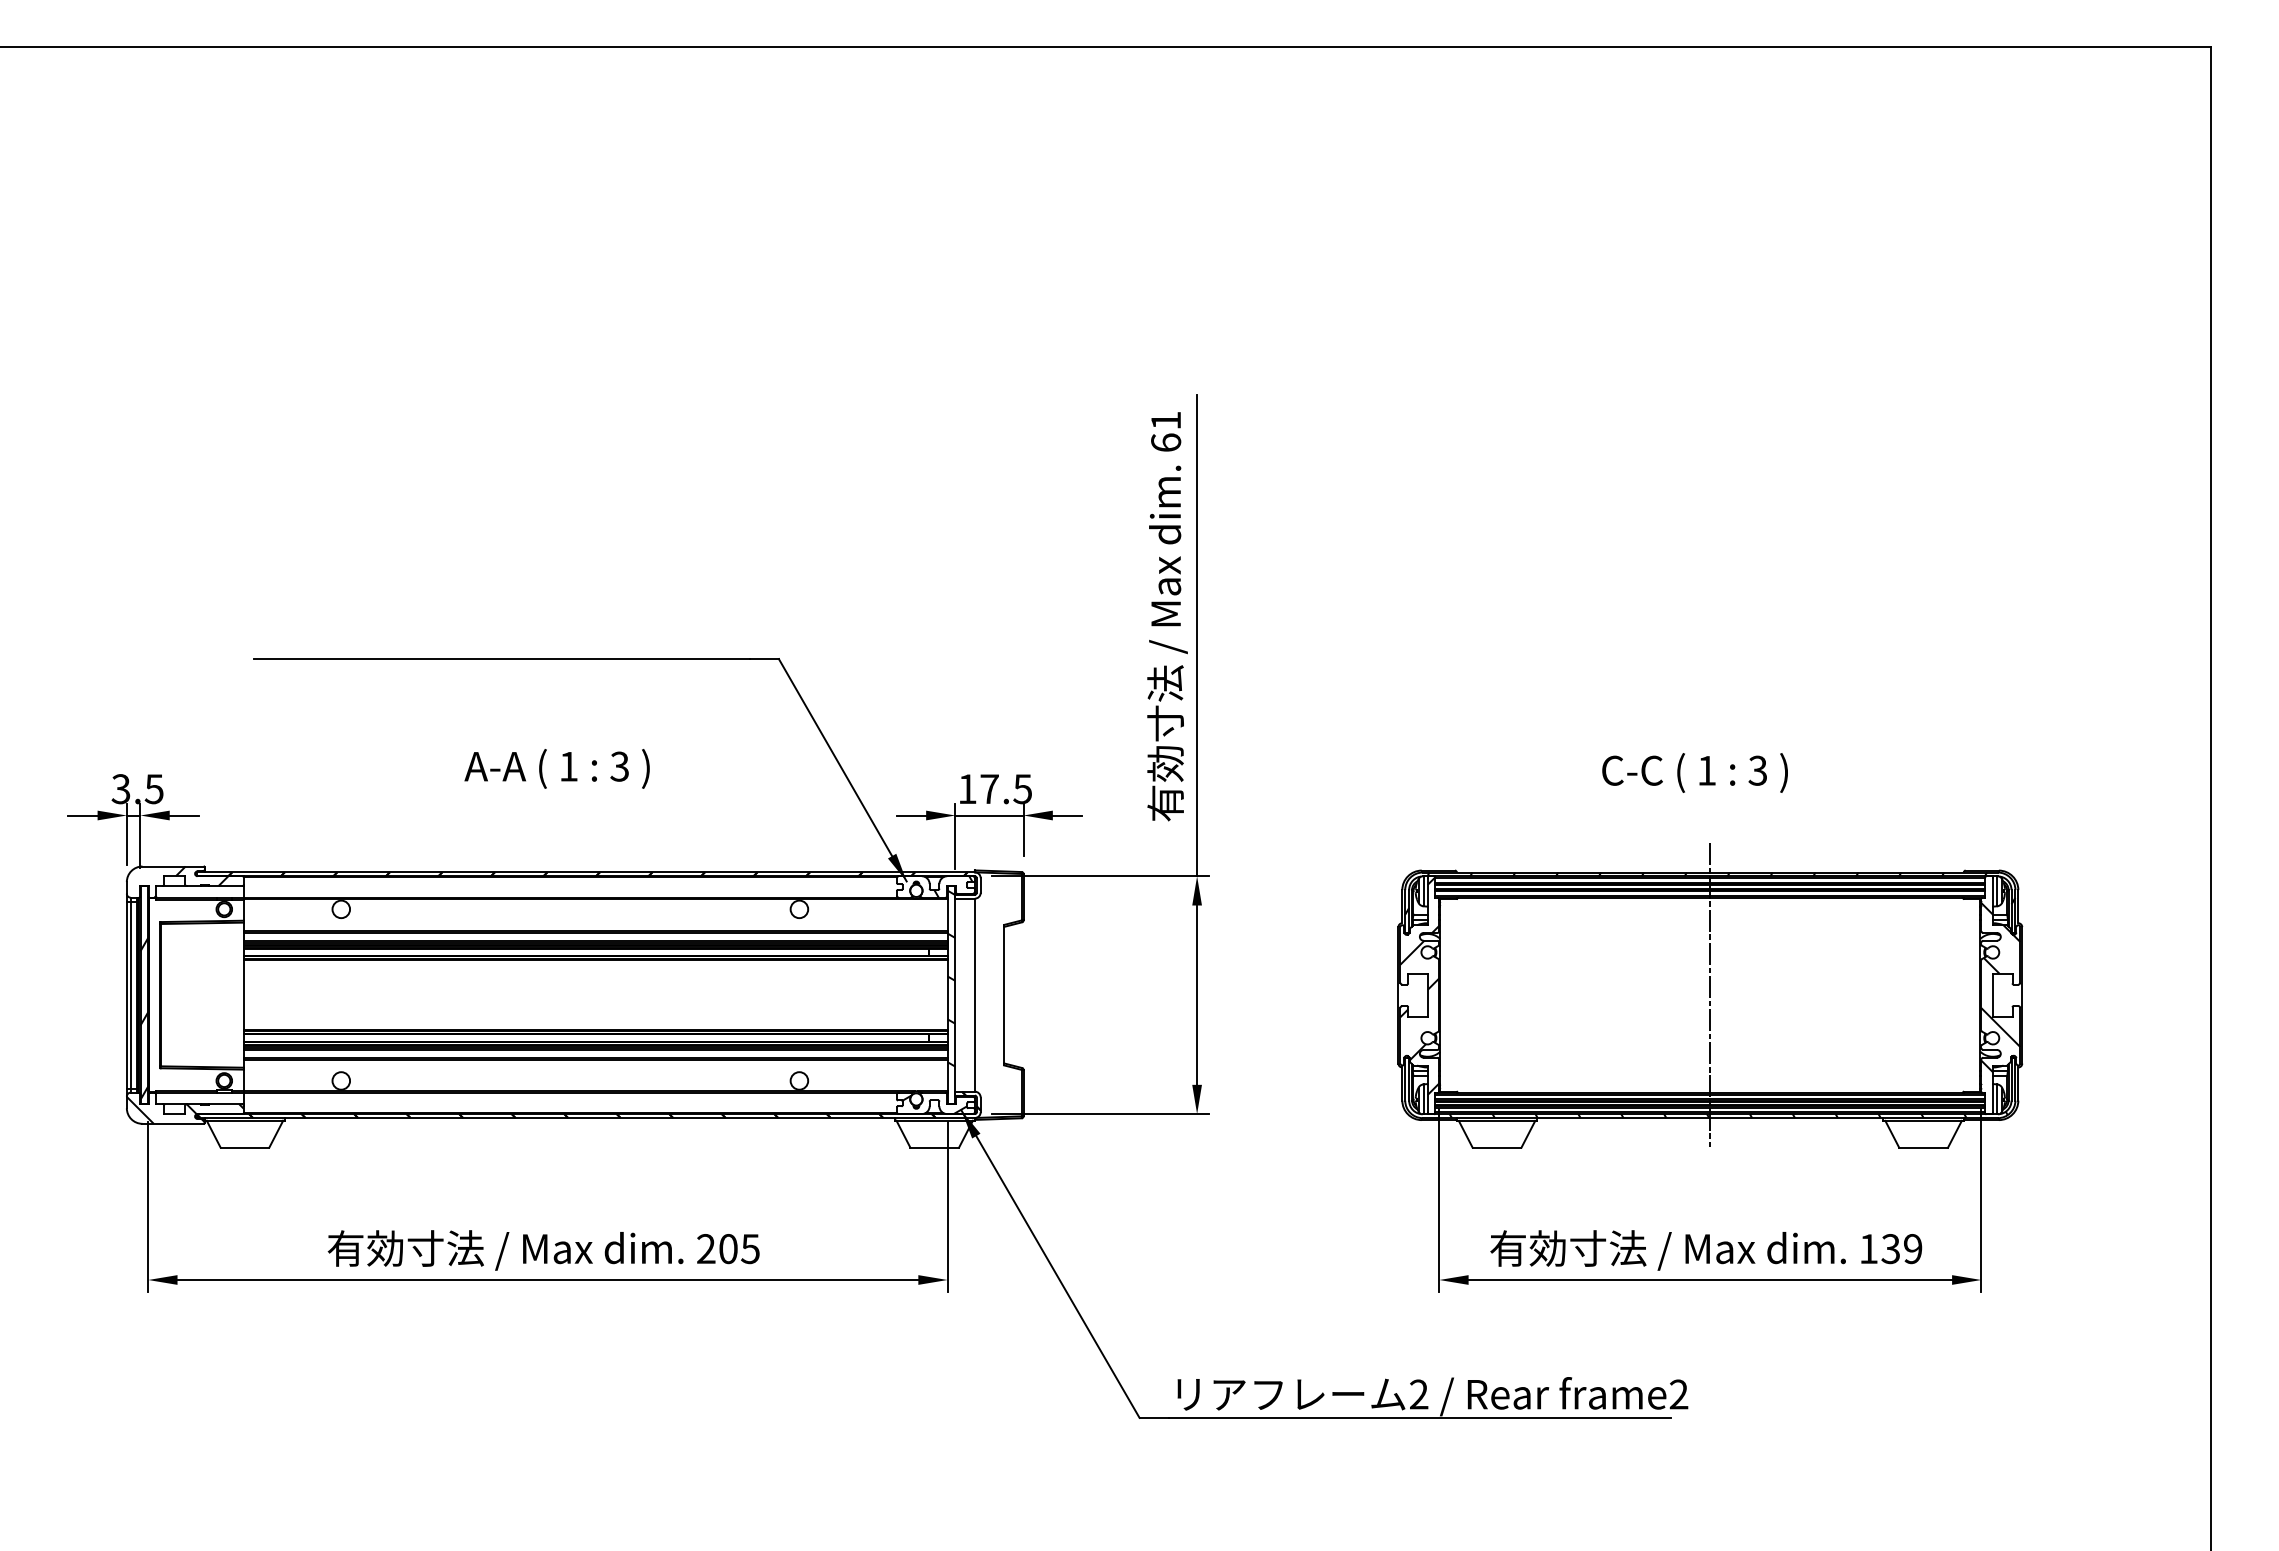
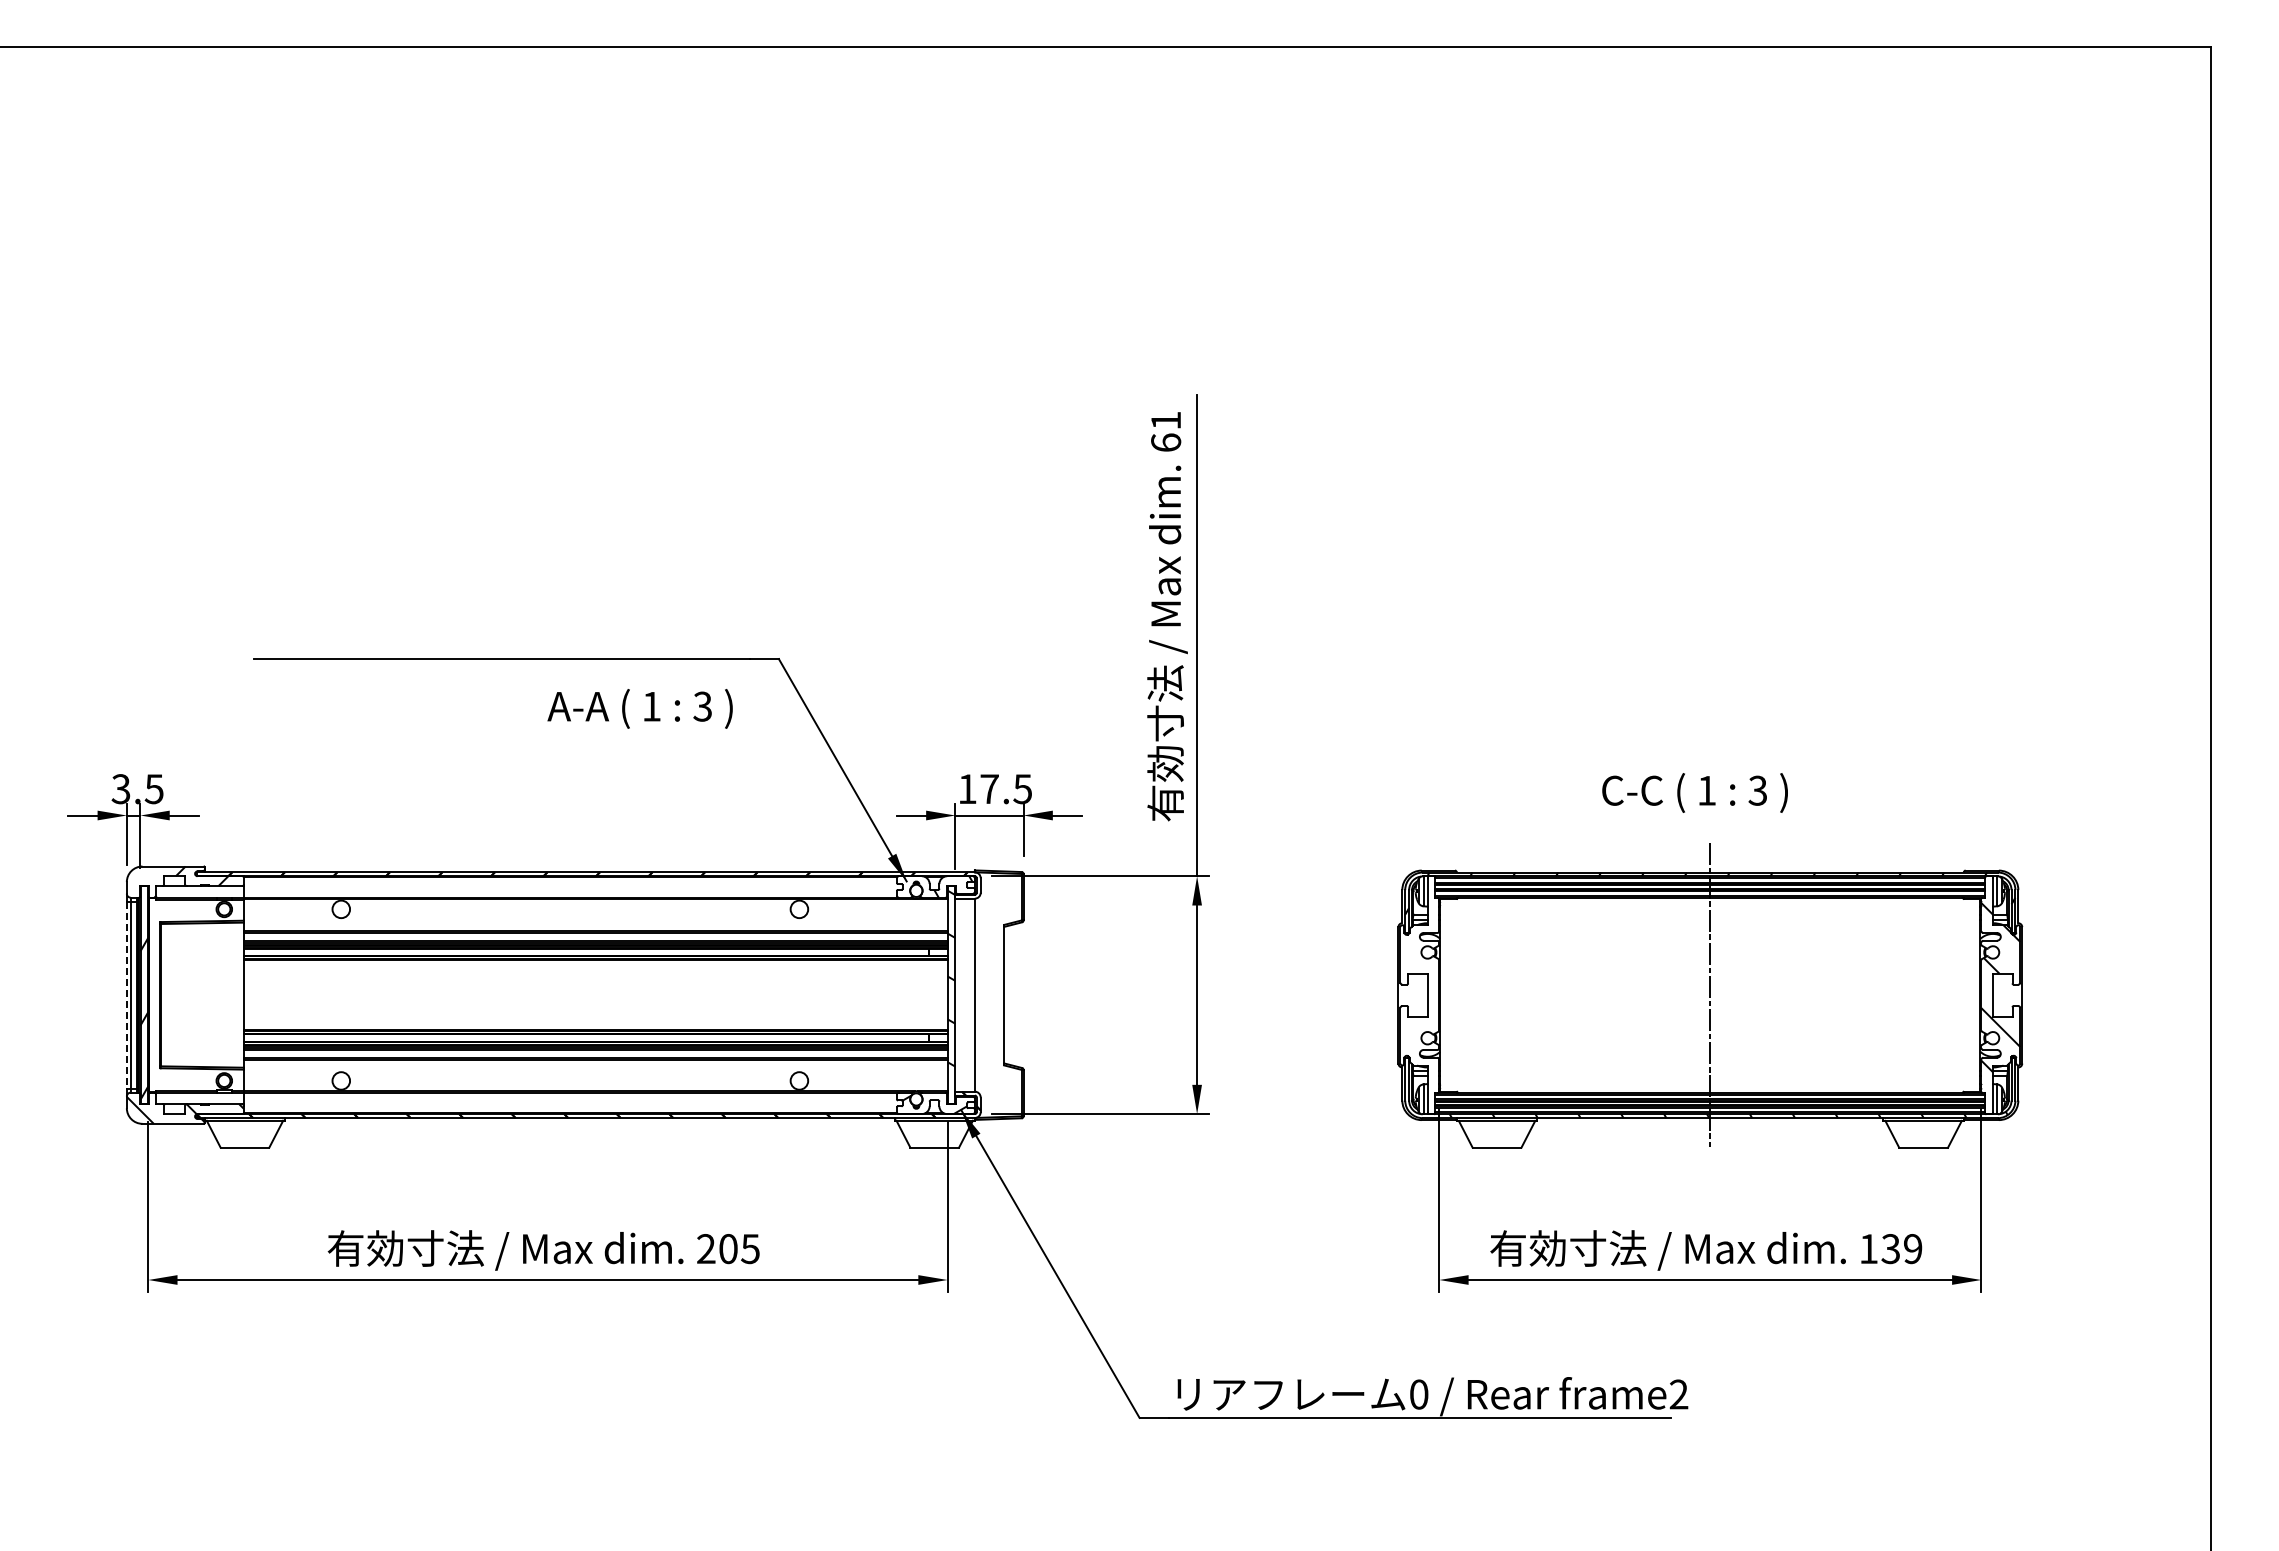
text position: (556, 768) -> (639, 708) (639, 708)
text position: (1694, 772) -> (1694, 792) (1694, 792)
hatch: present -> none (1419, 986)
line: solid -> dashed (126, 995)
text: 2 -> 0 (1419, 1394)
